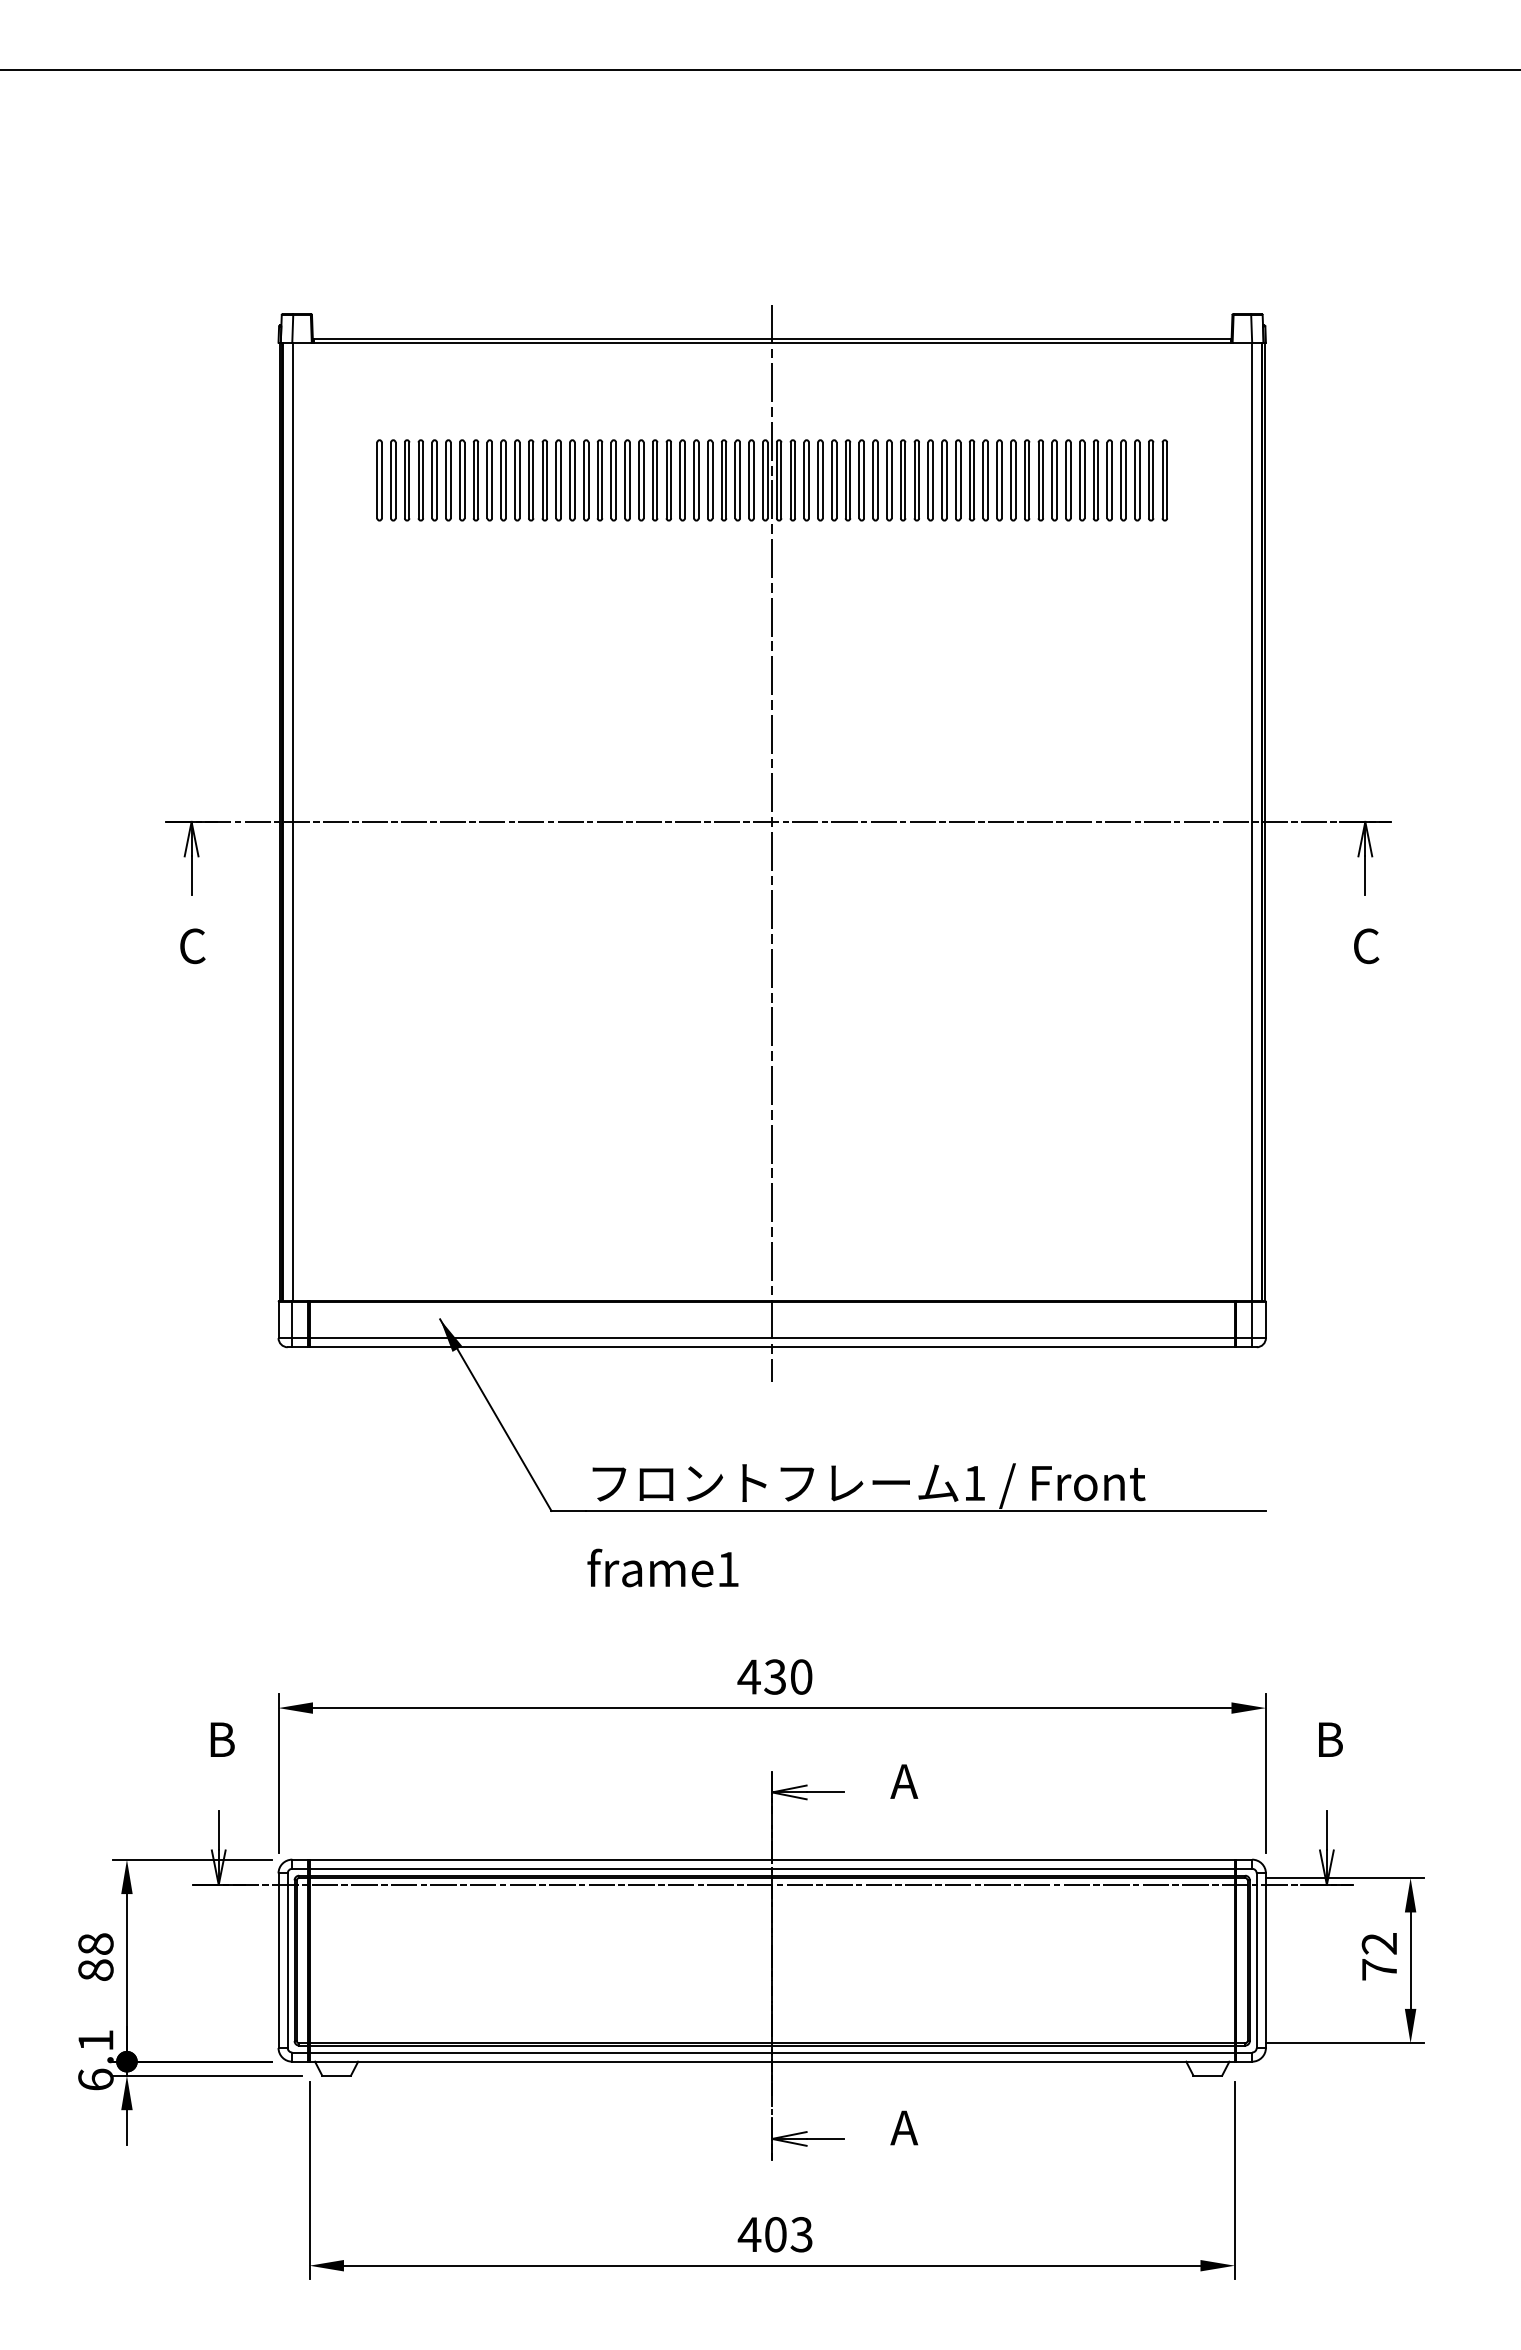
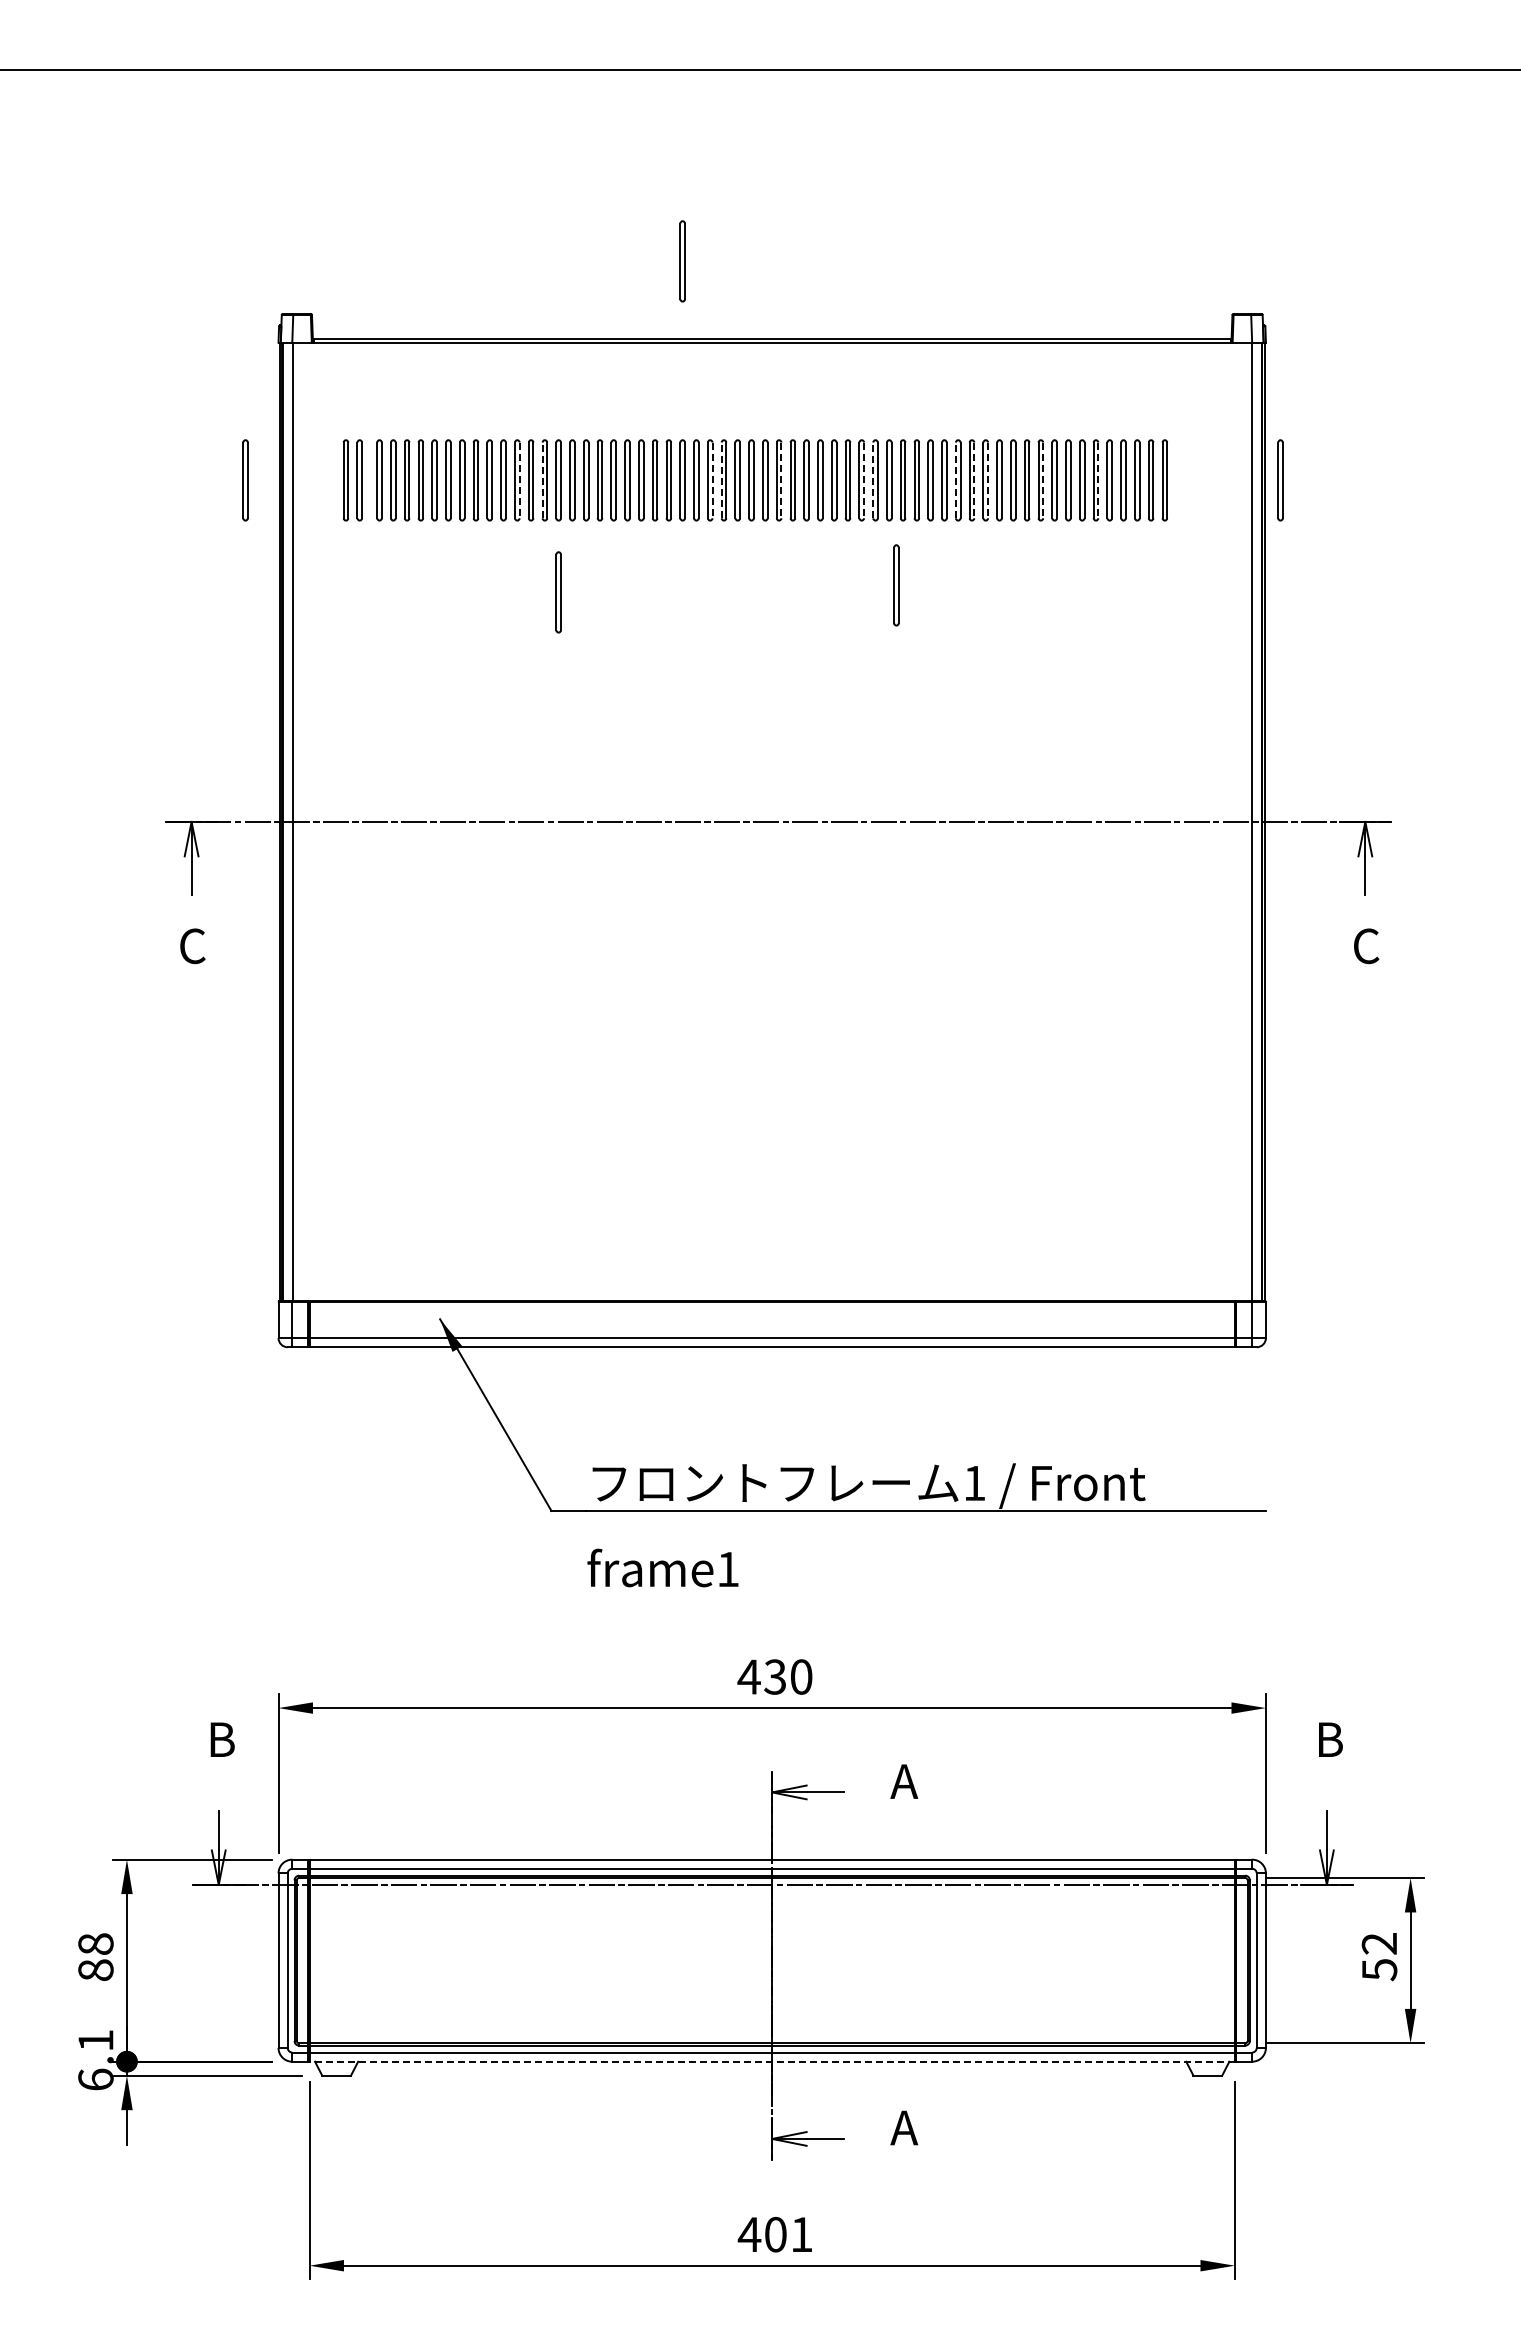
part: none -> present (682, 261)
part: none -> present (245, 480)
part: none -> present (352, 480)
line: solid -> dashed (519, 480)
line: solid -> dashed (542, 480)
line: solid -> dashed (712, 480)
line: solid -> dashed (721, 480)
line: solid -> dashed (781, 480)
line: solid -> dashed (864, 480)
line: solid -> dashed (873, 480)
line: solid -> dashed (955, 480)
line: solid -> dashed (974, 480)
line: solid -> dashed (988, 480)
line: solid -> dashed (1043, 480)
line: solid -> dashed (1098, 480)
part: none -> present (1280, 480)
part: none -> present (896, 585)
part: none -> present (558, 592)
line: present -> none (772, 842)
text: 72 -> 52 (1379, 1970)
line: solid -> dashed (772, 2061)
text: 403 -> 401 (801, 2234)
